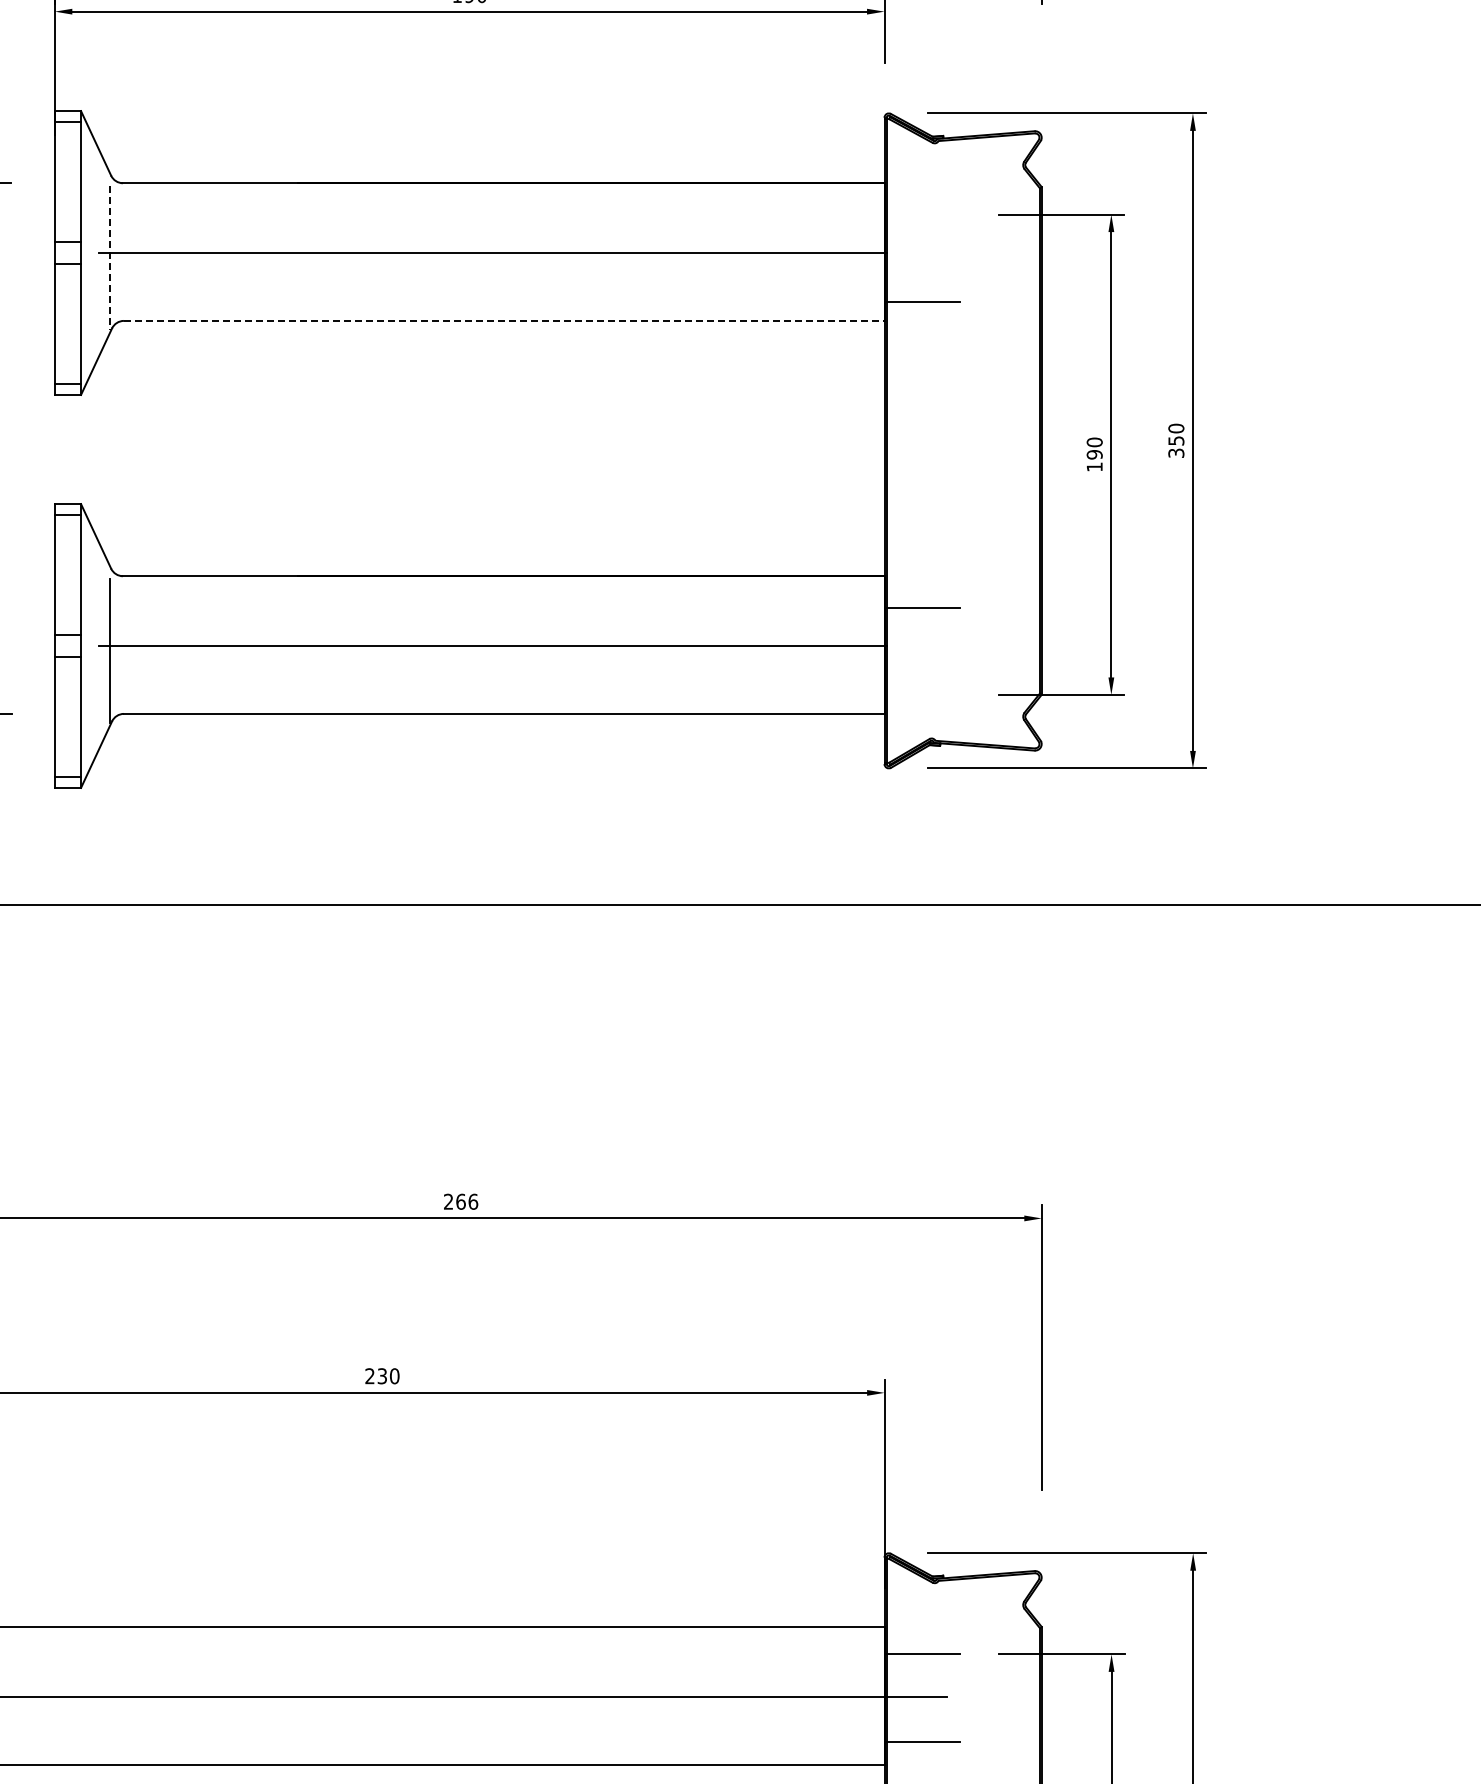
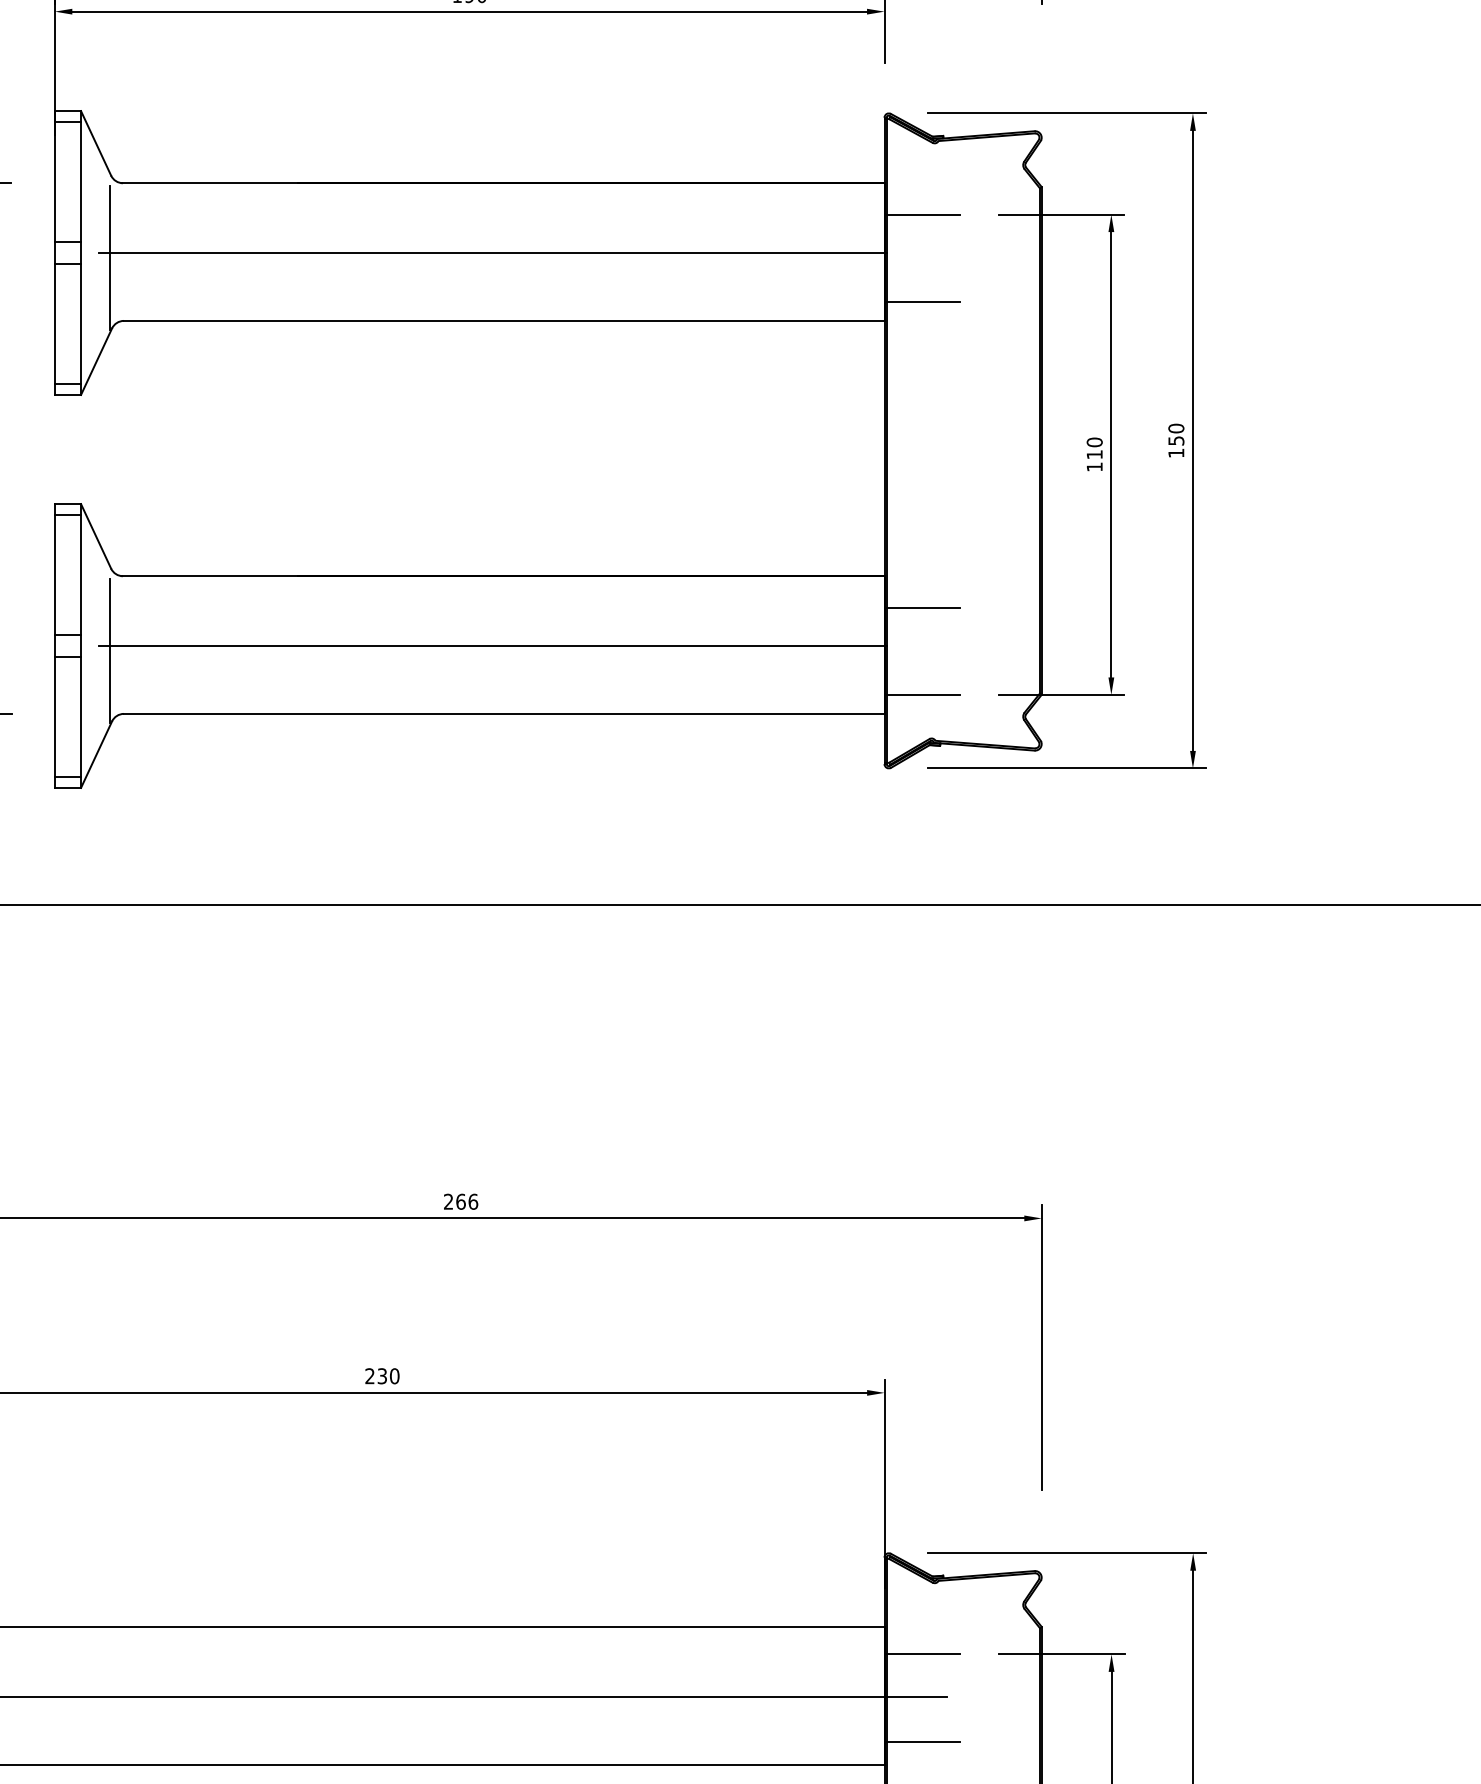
line: none -> present (921, 214)
line: dashed -> solid (110, 257)
line: dashed -> solid (504, 320)
text: 350 -> 150 (1176, 452)
text: 190 -> 110 (1094, 454)
line: none -> present (921, 694)
